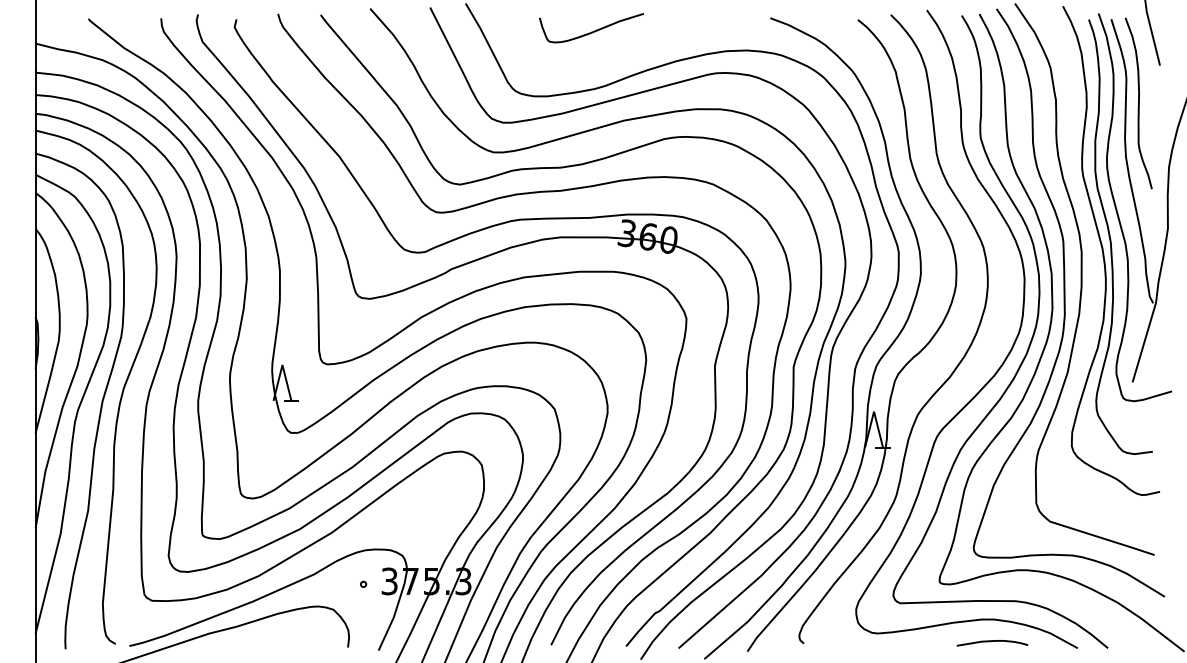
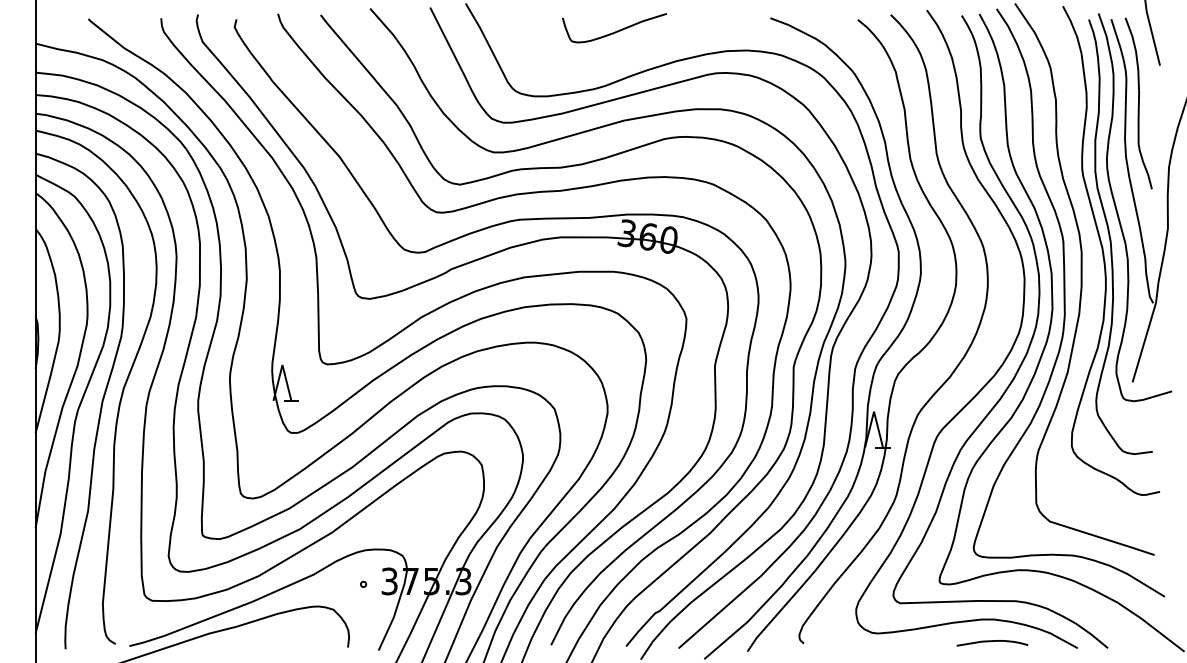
curve position: (591, 31) -> (614, 31) (614, 31)
